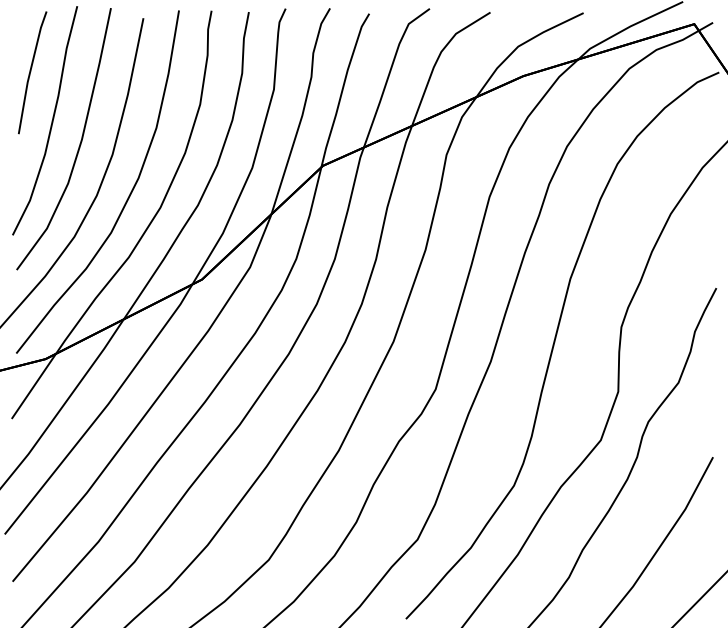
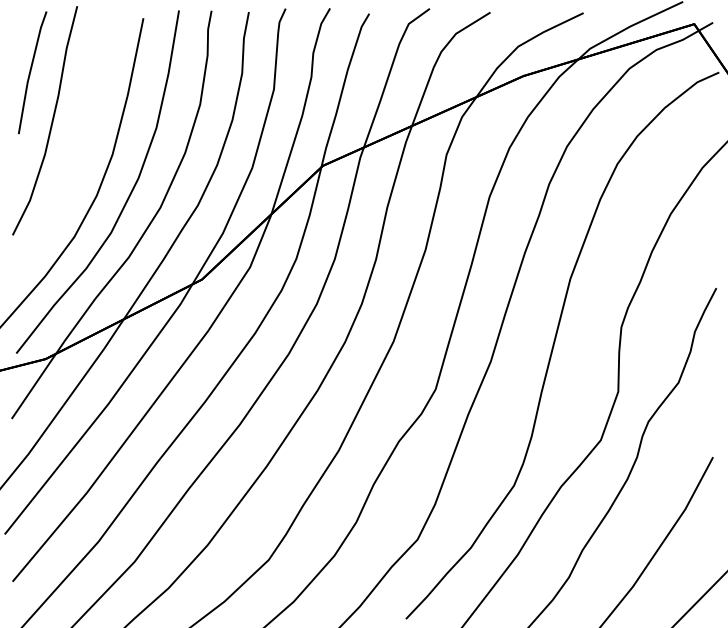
curve: present -> none (79, 143)
